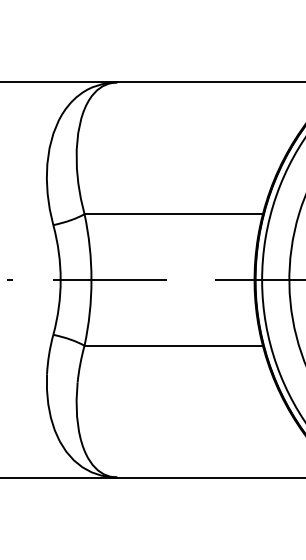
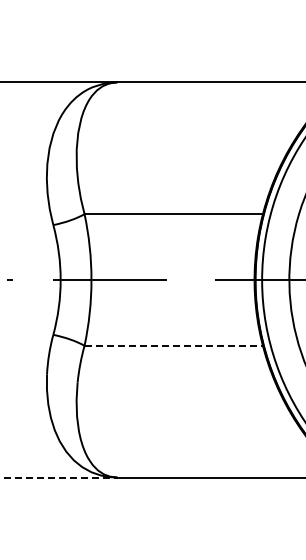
line: solid -> dashed (174, 345)
line: solid -> dashed (59, 477)
